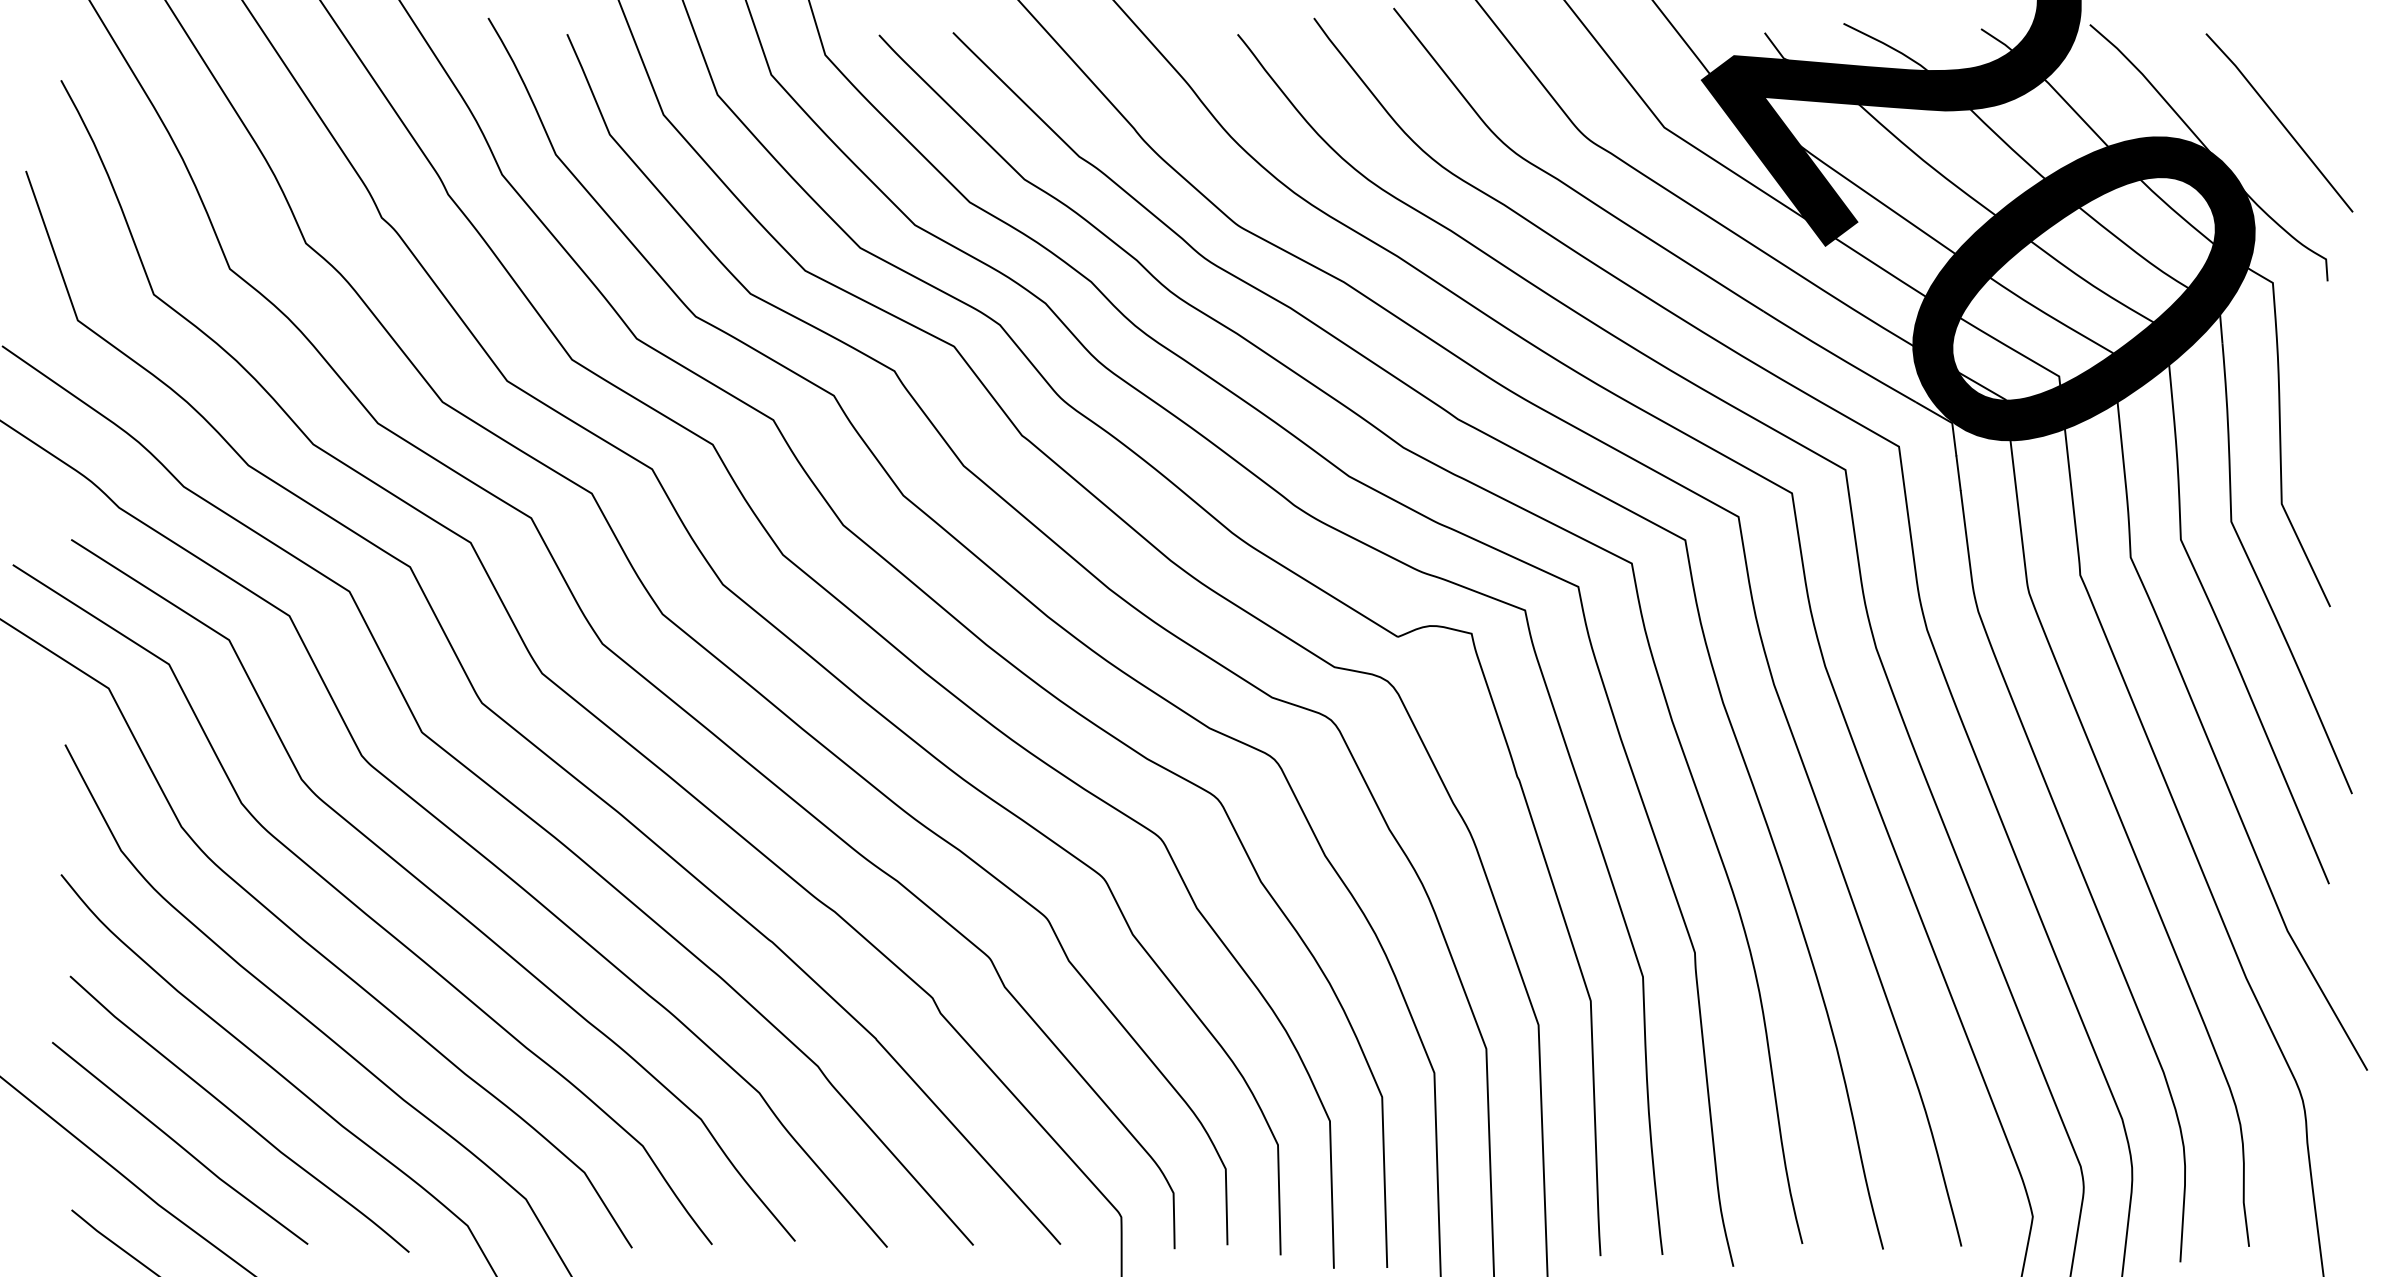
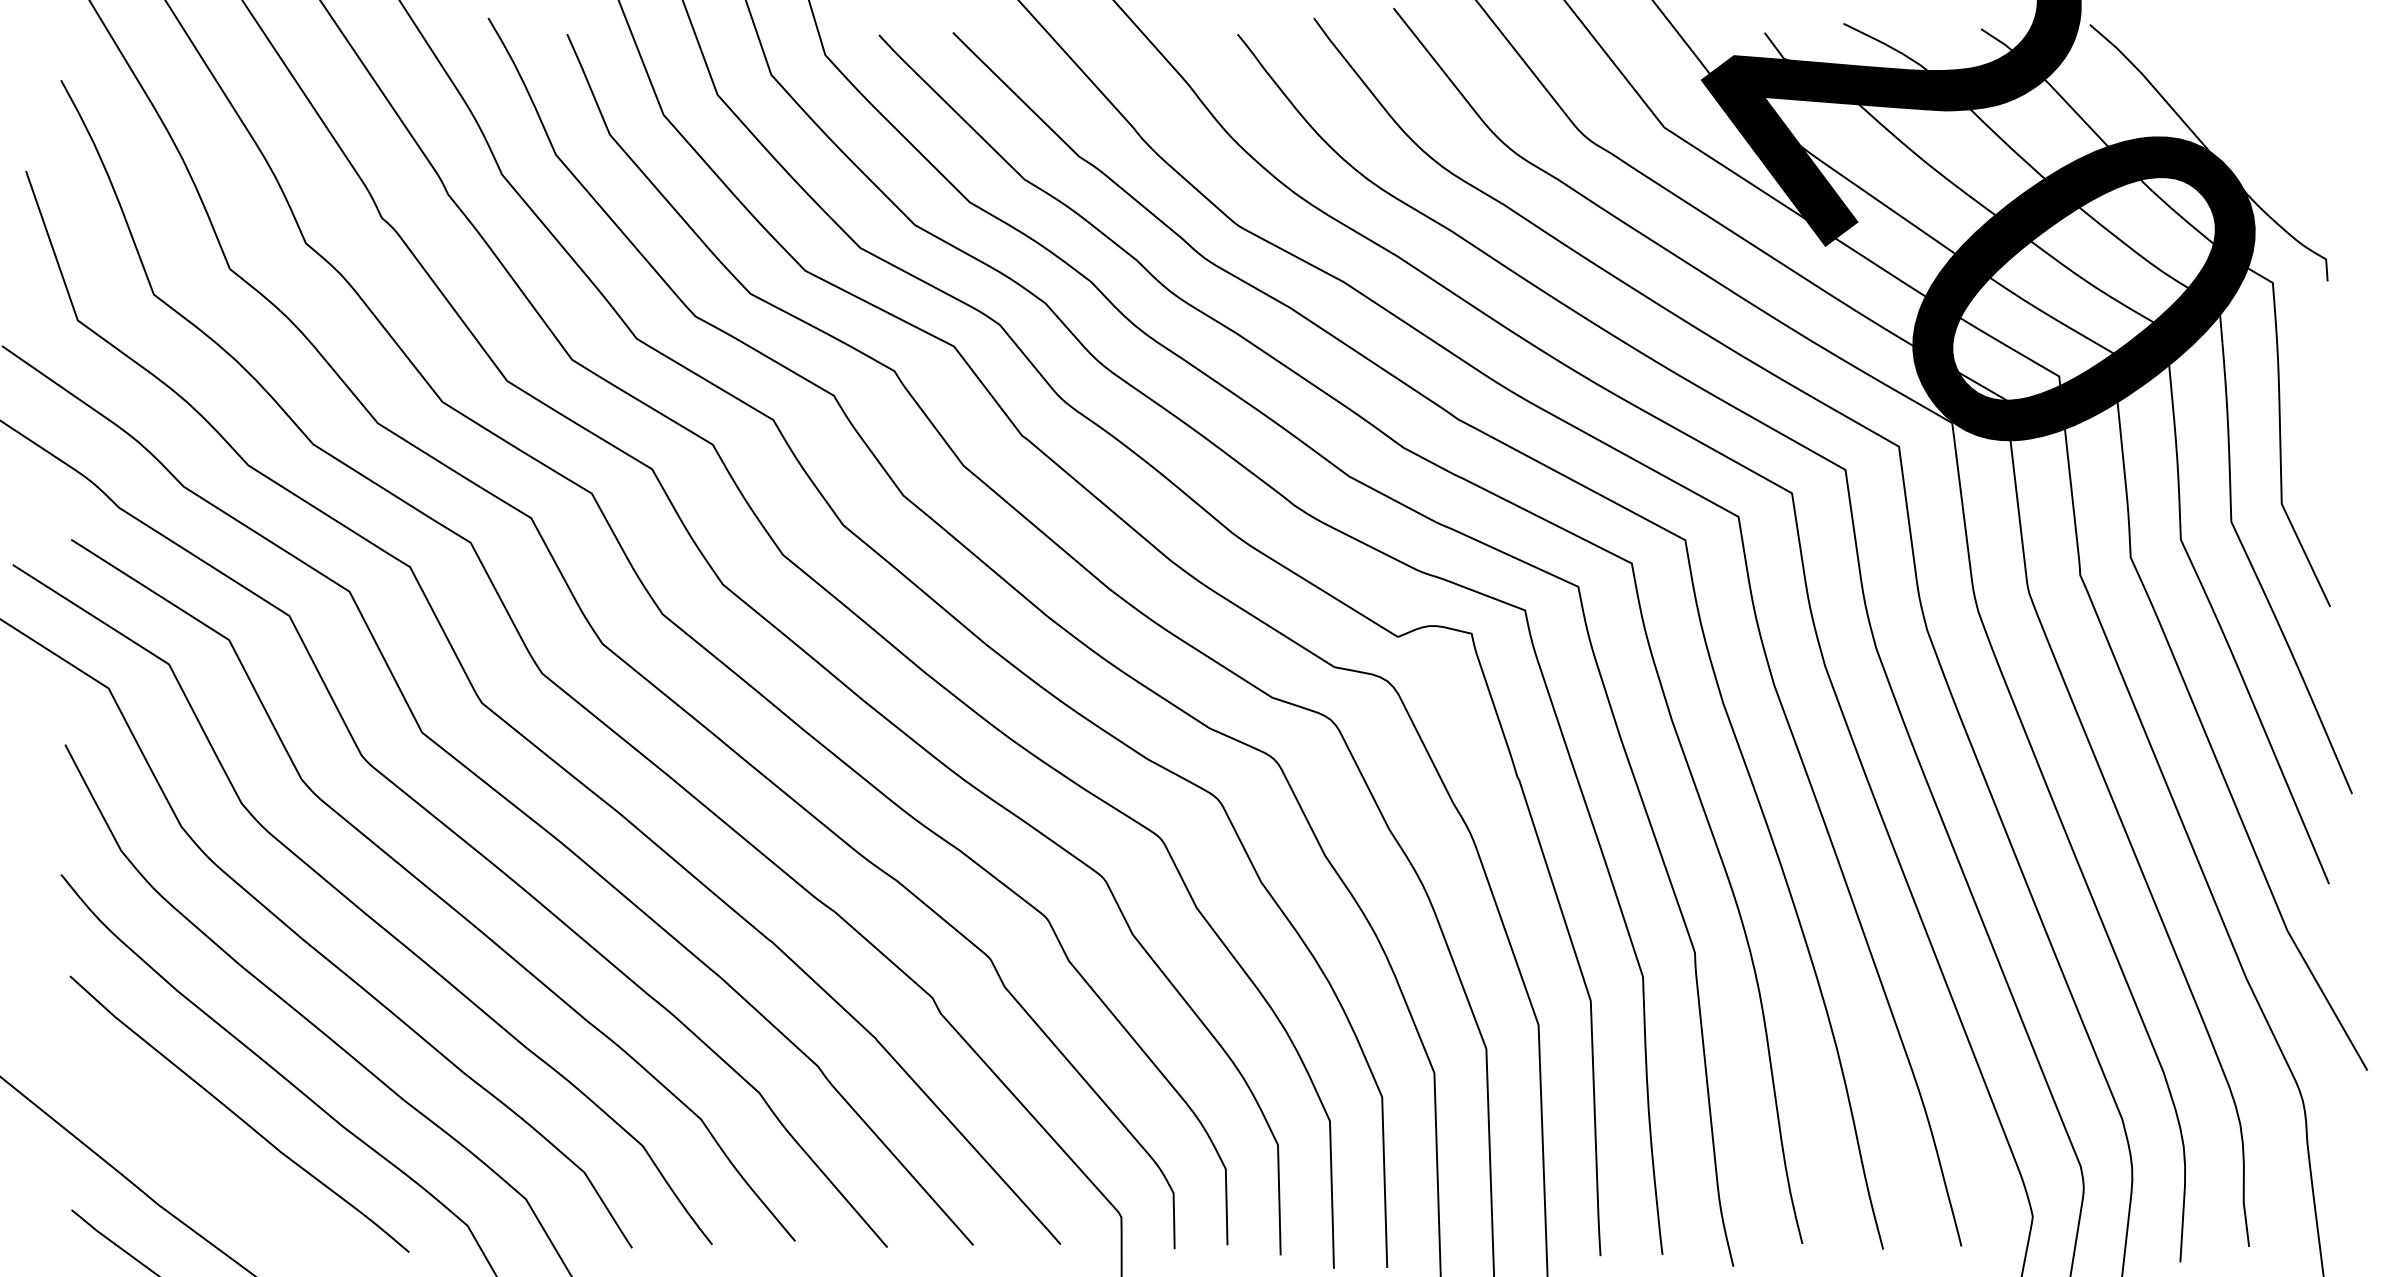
line: present -> none (2279, 122)
curve: present -> none (180, 1144)
